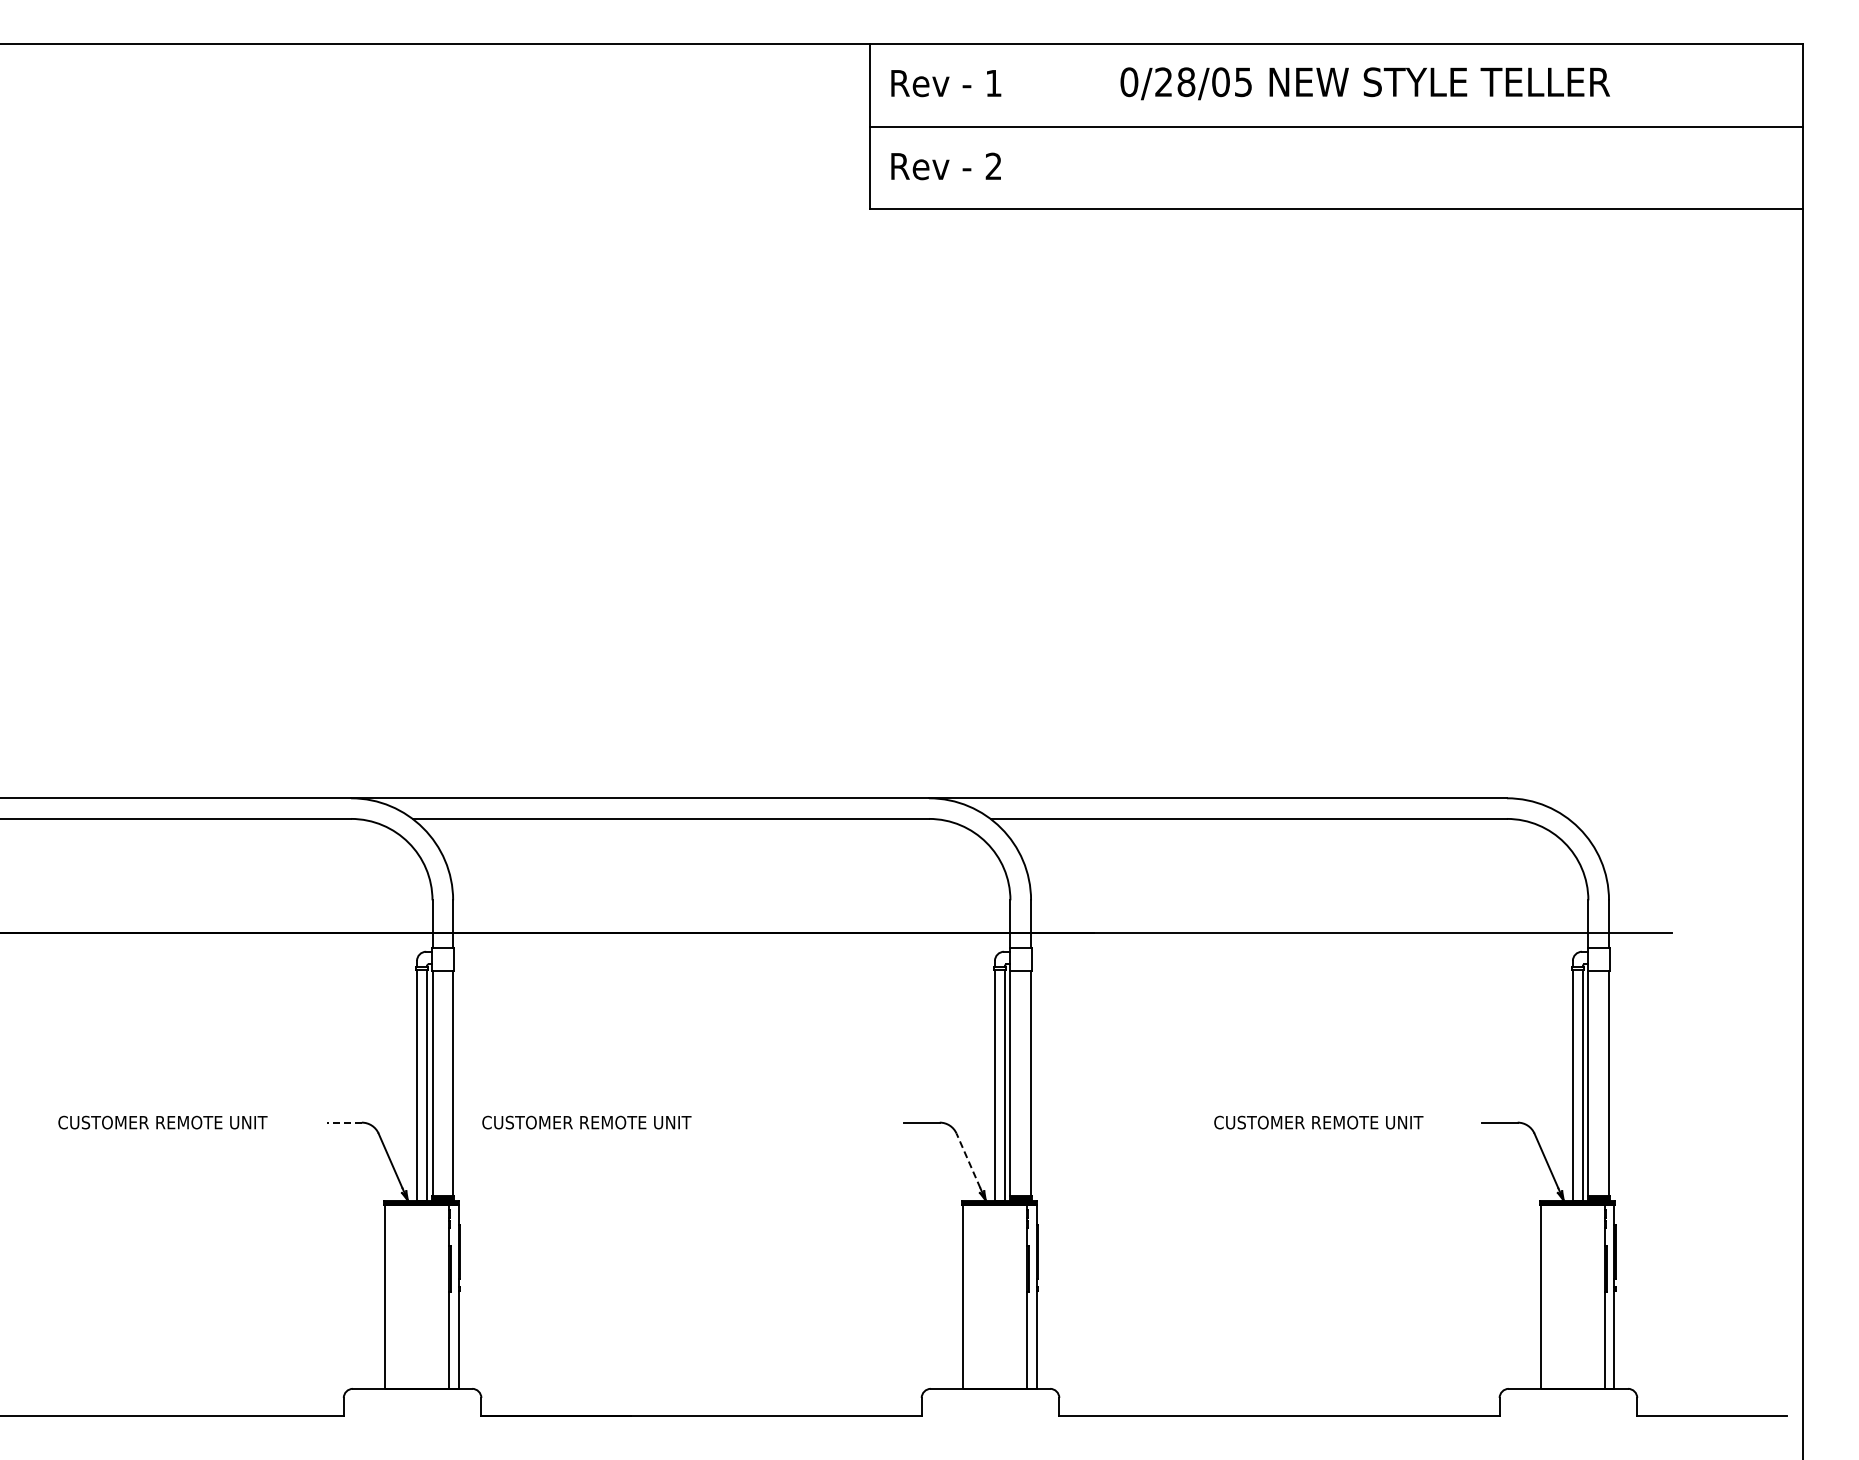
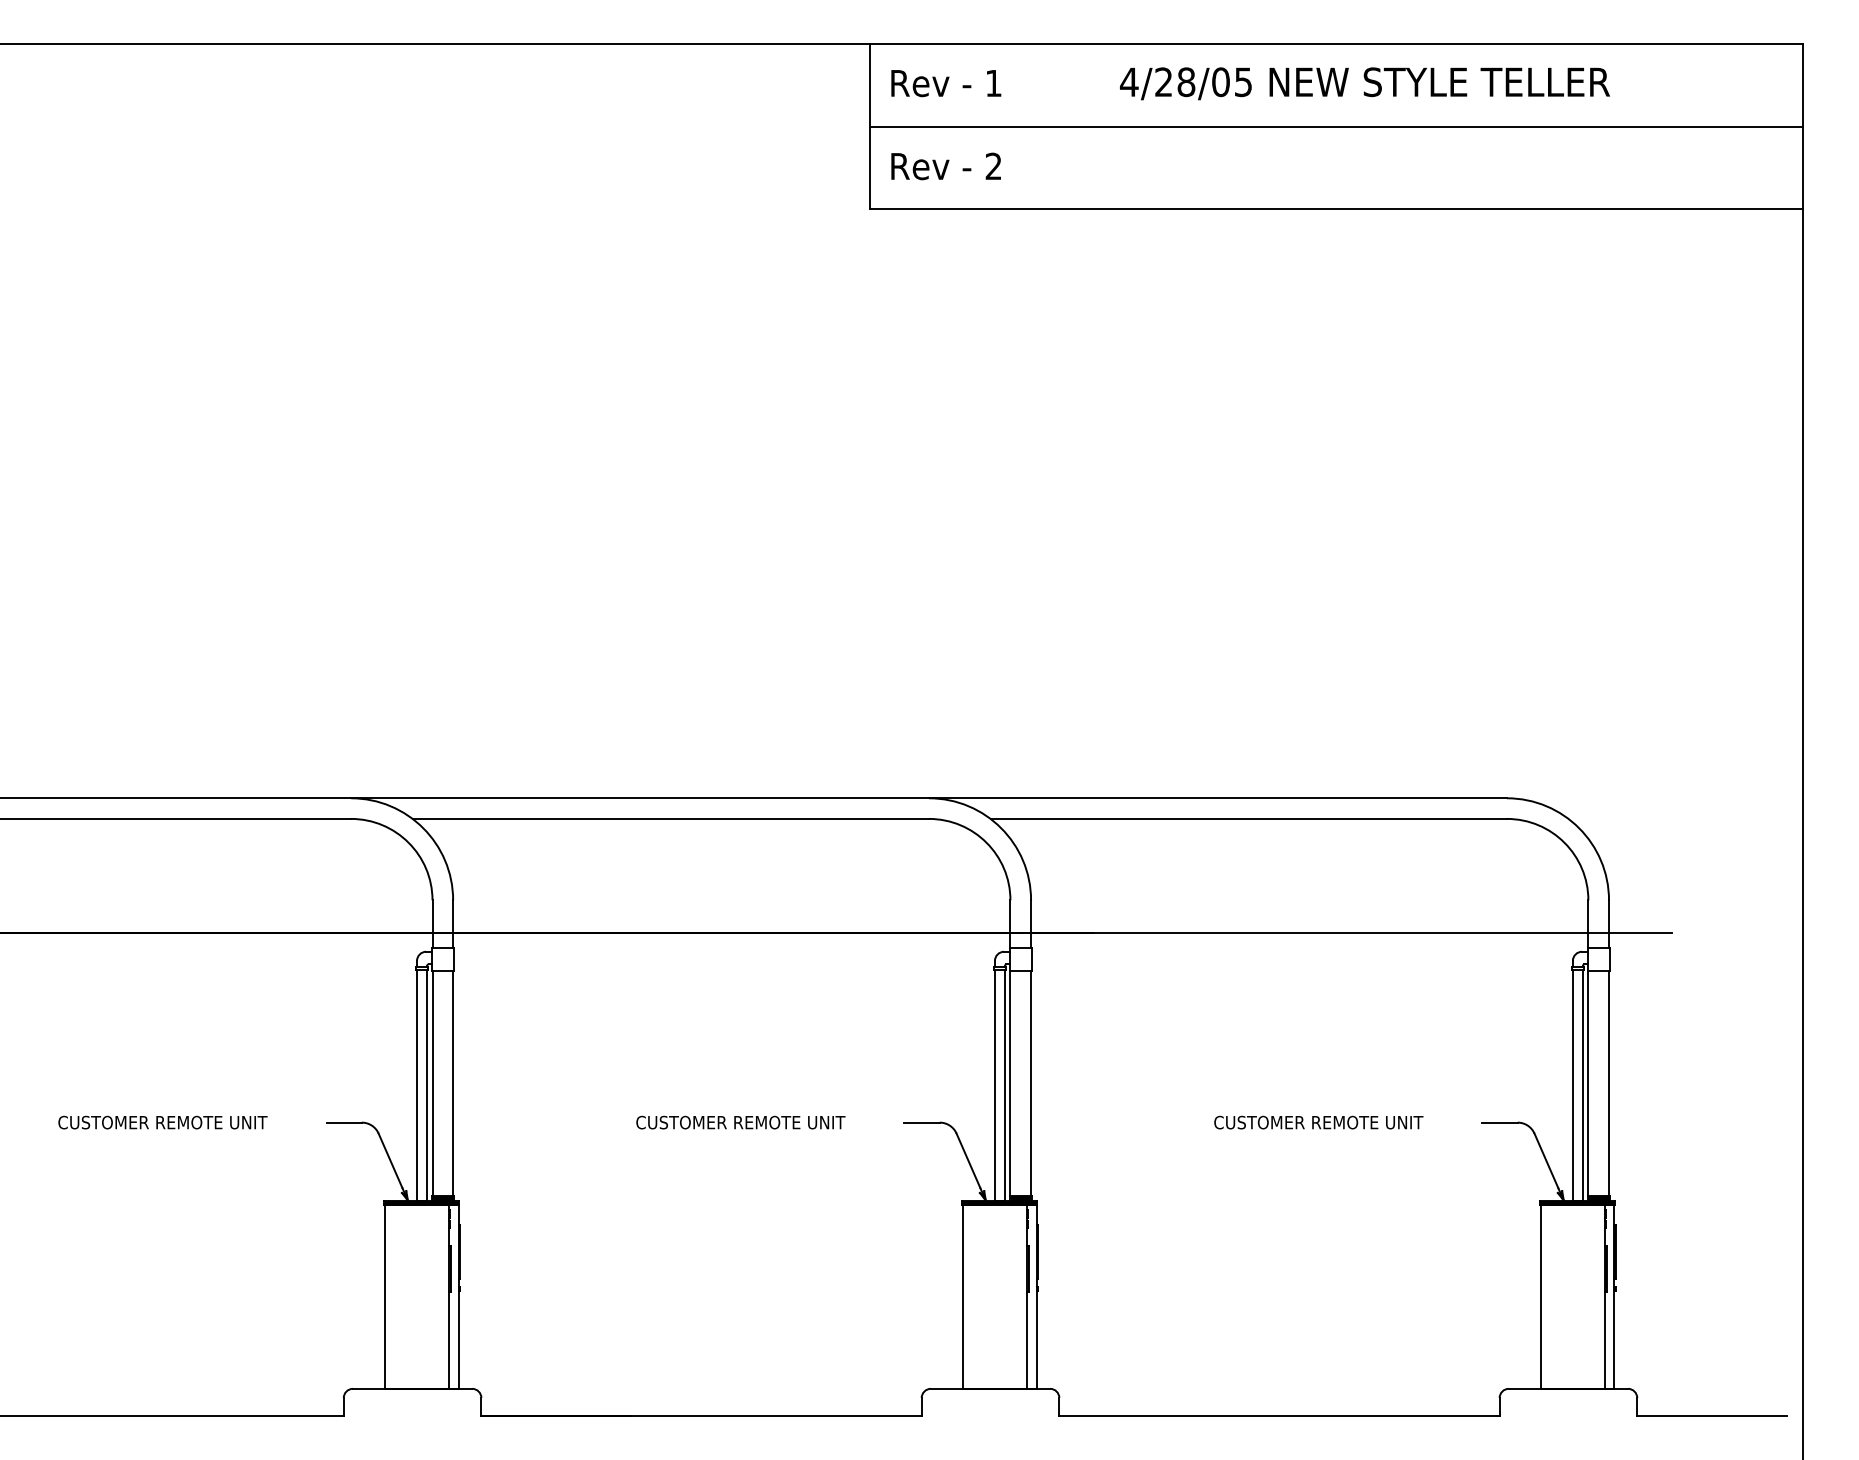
text: 0/28/05 -> 4/28/05 (1129, 82)
line: dashed -> solid (344, 1122)
text position: (586, 1122) -> (740, 1122) (740, 1122)
line: dashed -> solid (968, 1160)
